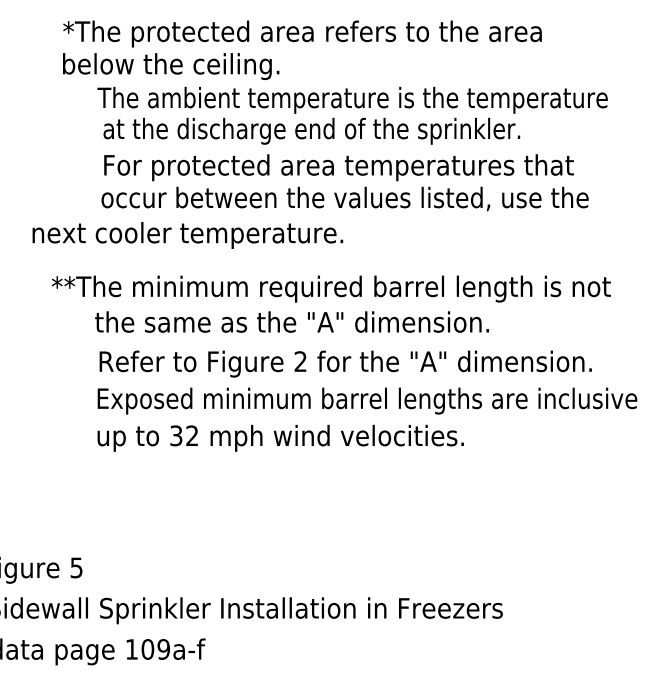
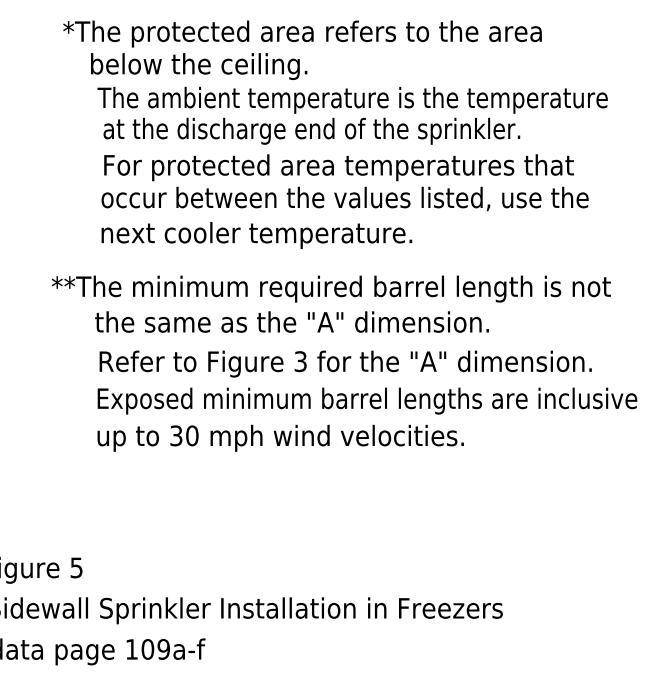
text position: (171, 66) -> (199, 66) (199, 66)
text position: (187, 235) -> (256, 235) (256, 235)
text: 2 -> 3 (300, 361)
text: 32 -> 30 (192, 435)
